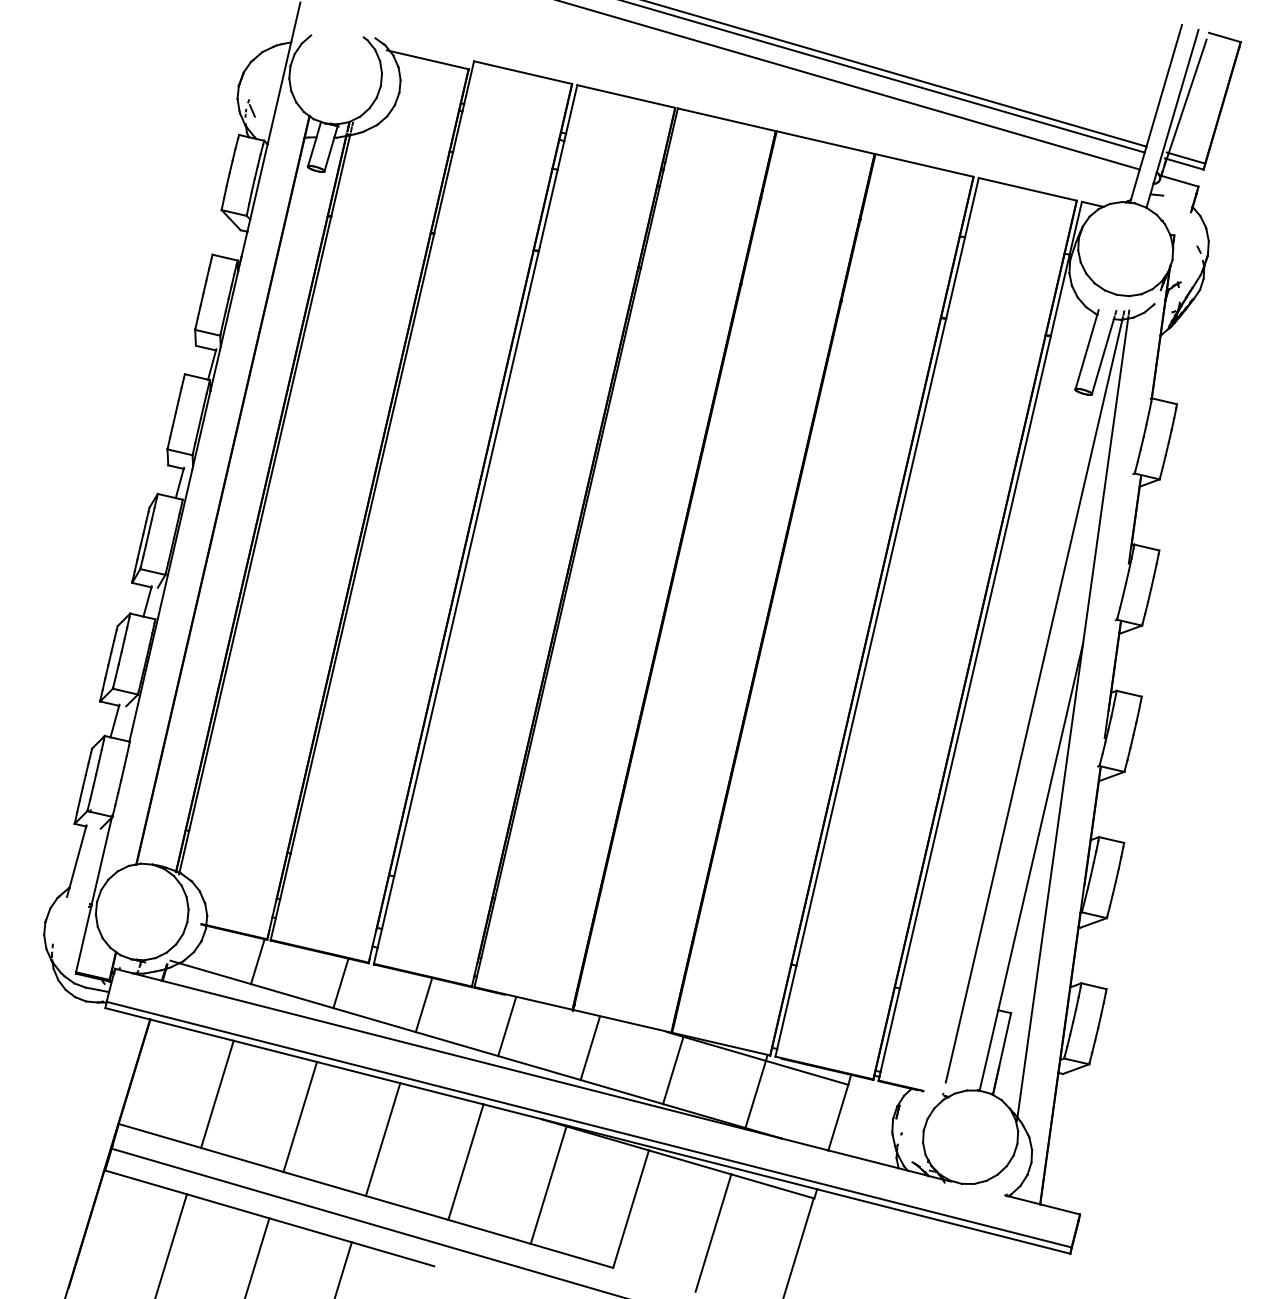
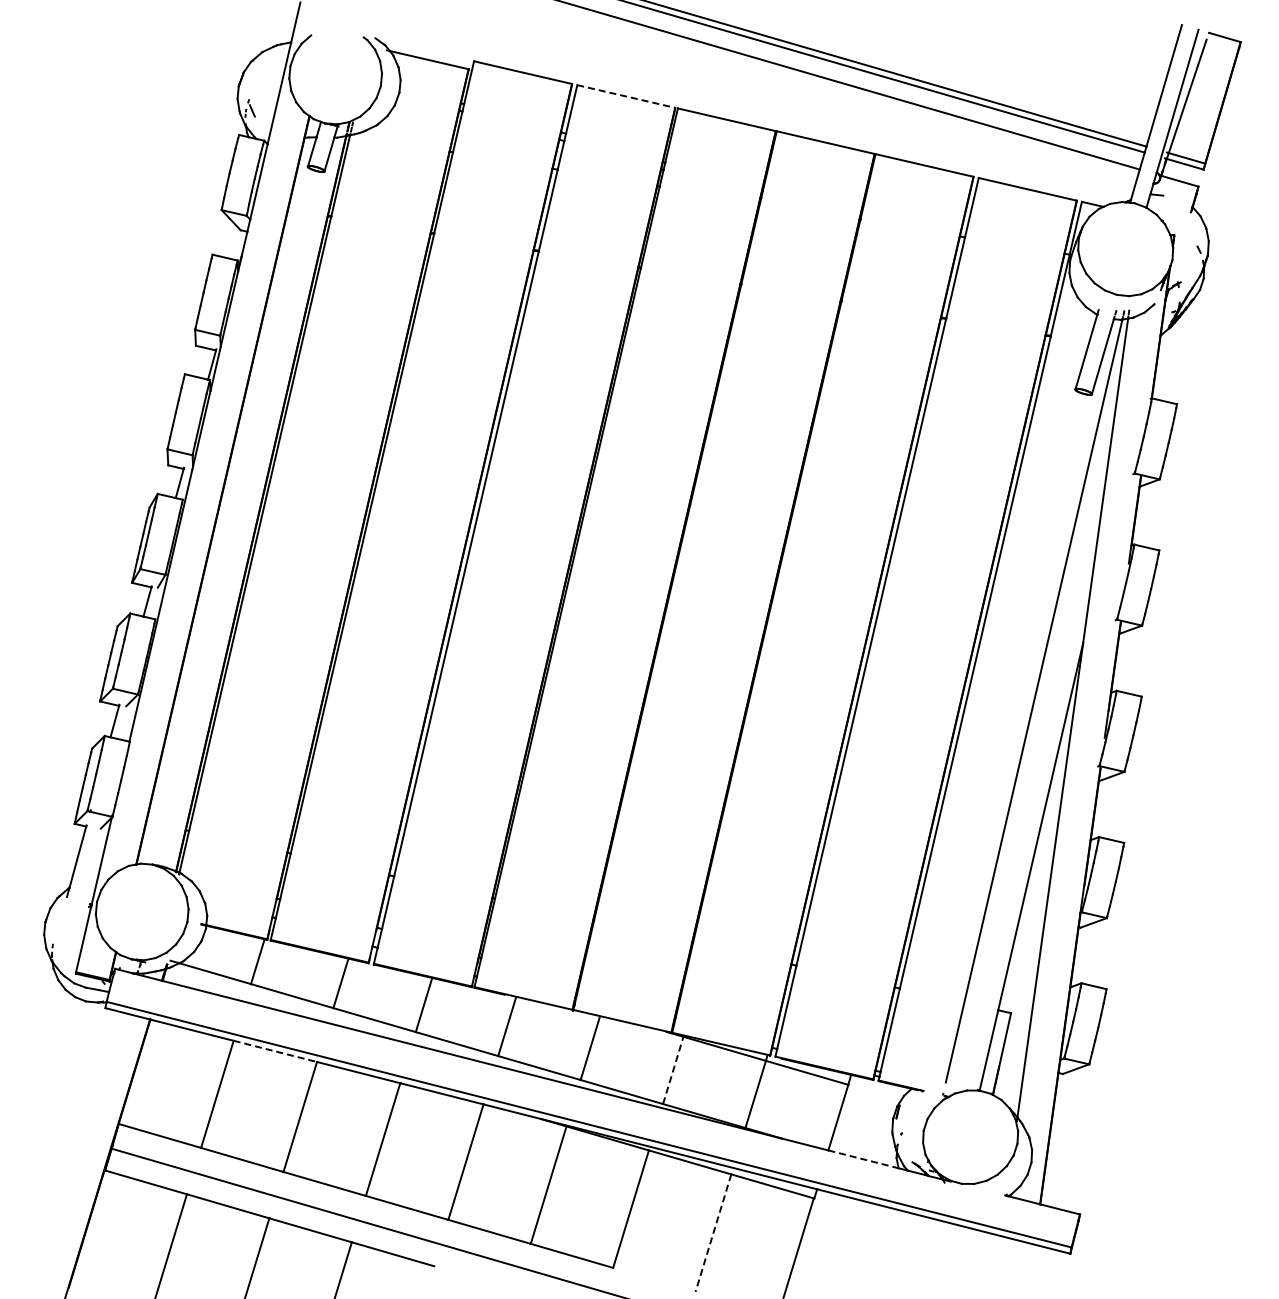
line: solid -> dashed (626, 96)
line: solid -> dashed (275, 1051)
line: solid -> dashed (673, 1069)
line: solid -> dashed (863, 1159)
line: solid -> dashed (713, 1233)
